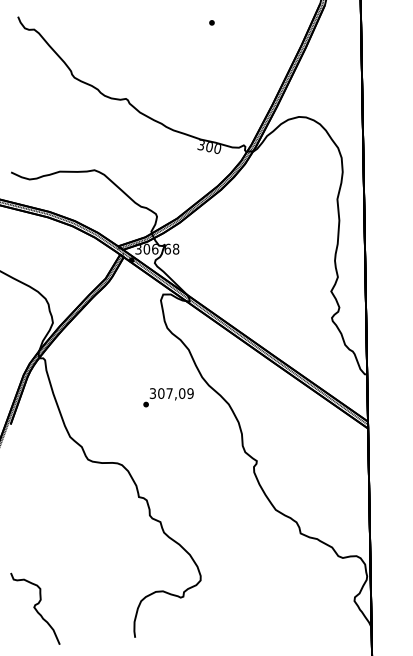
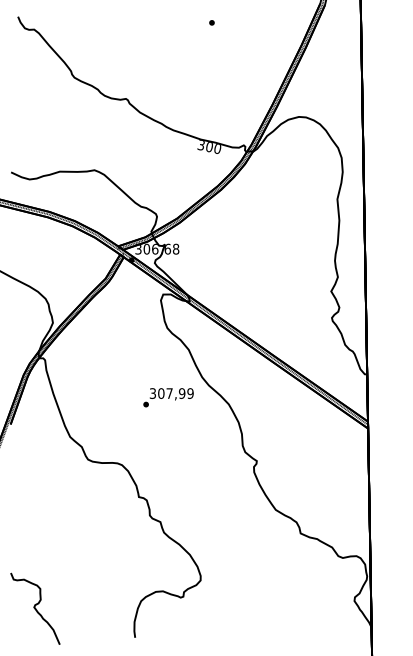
text: 307,09 -> 307,99 (181, 393)
